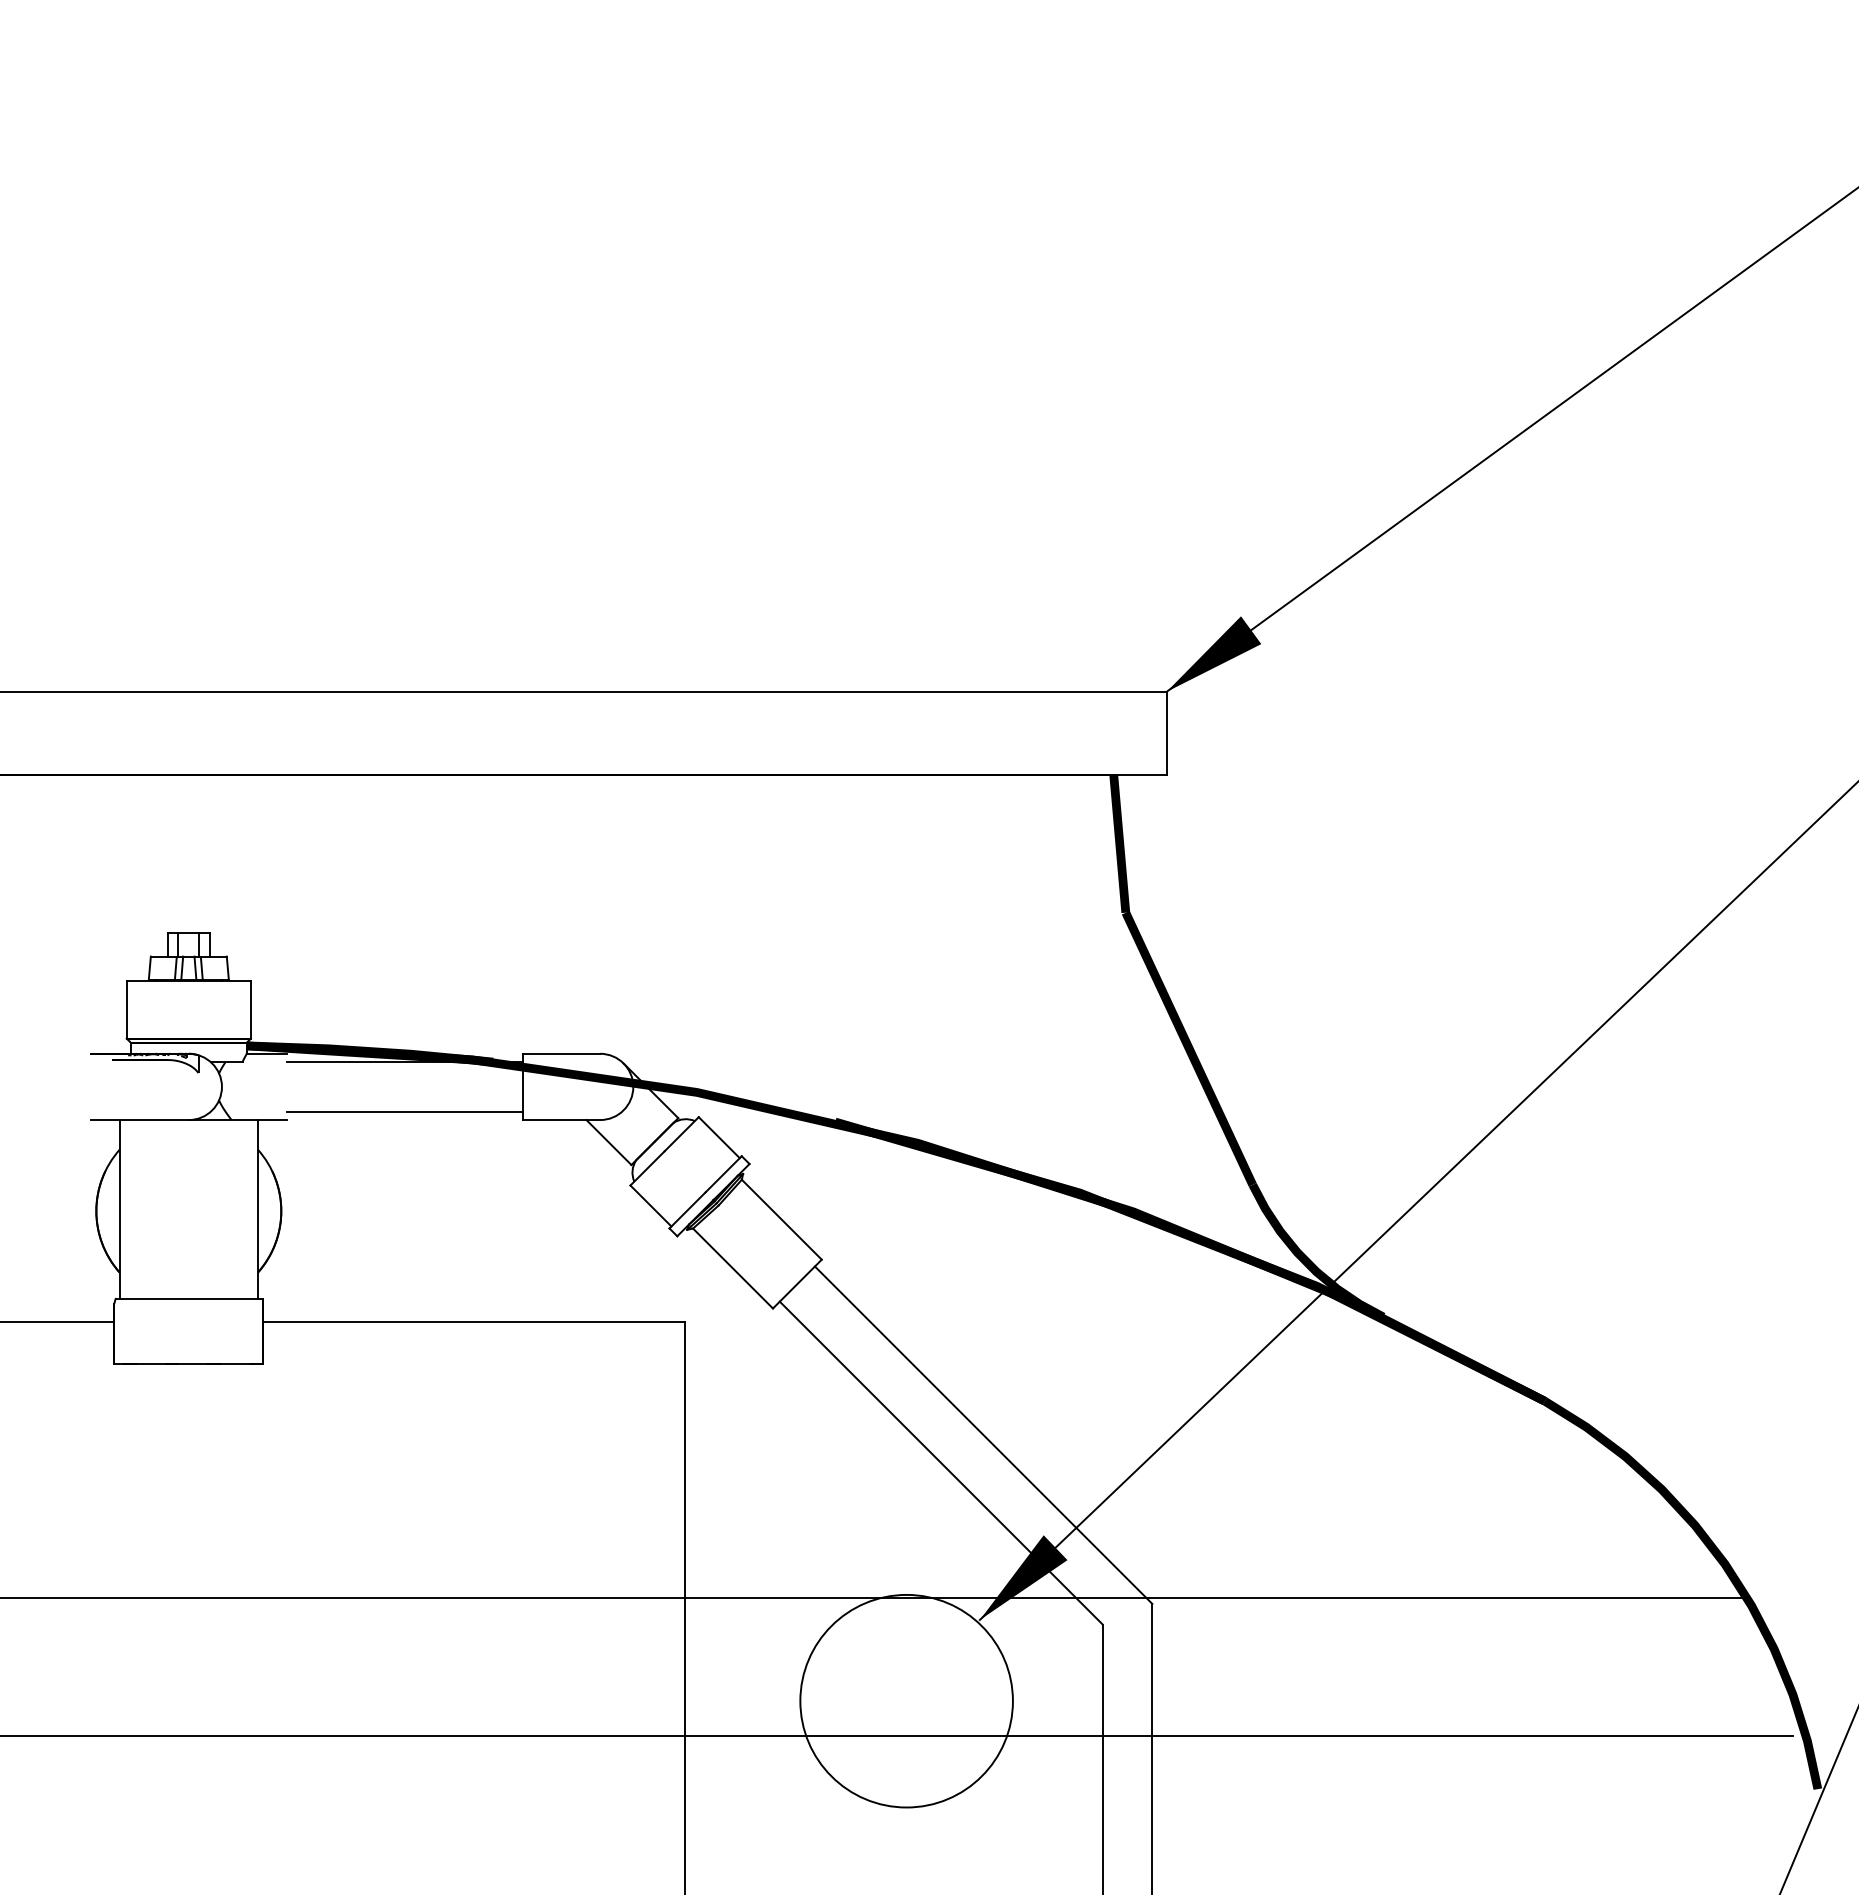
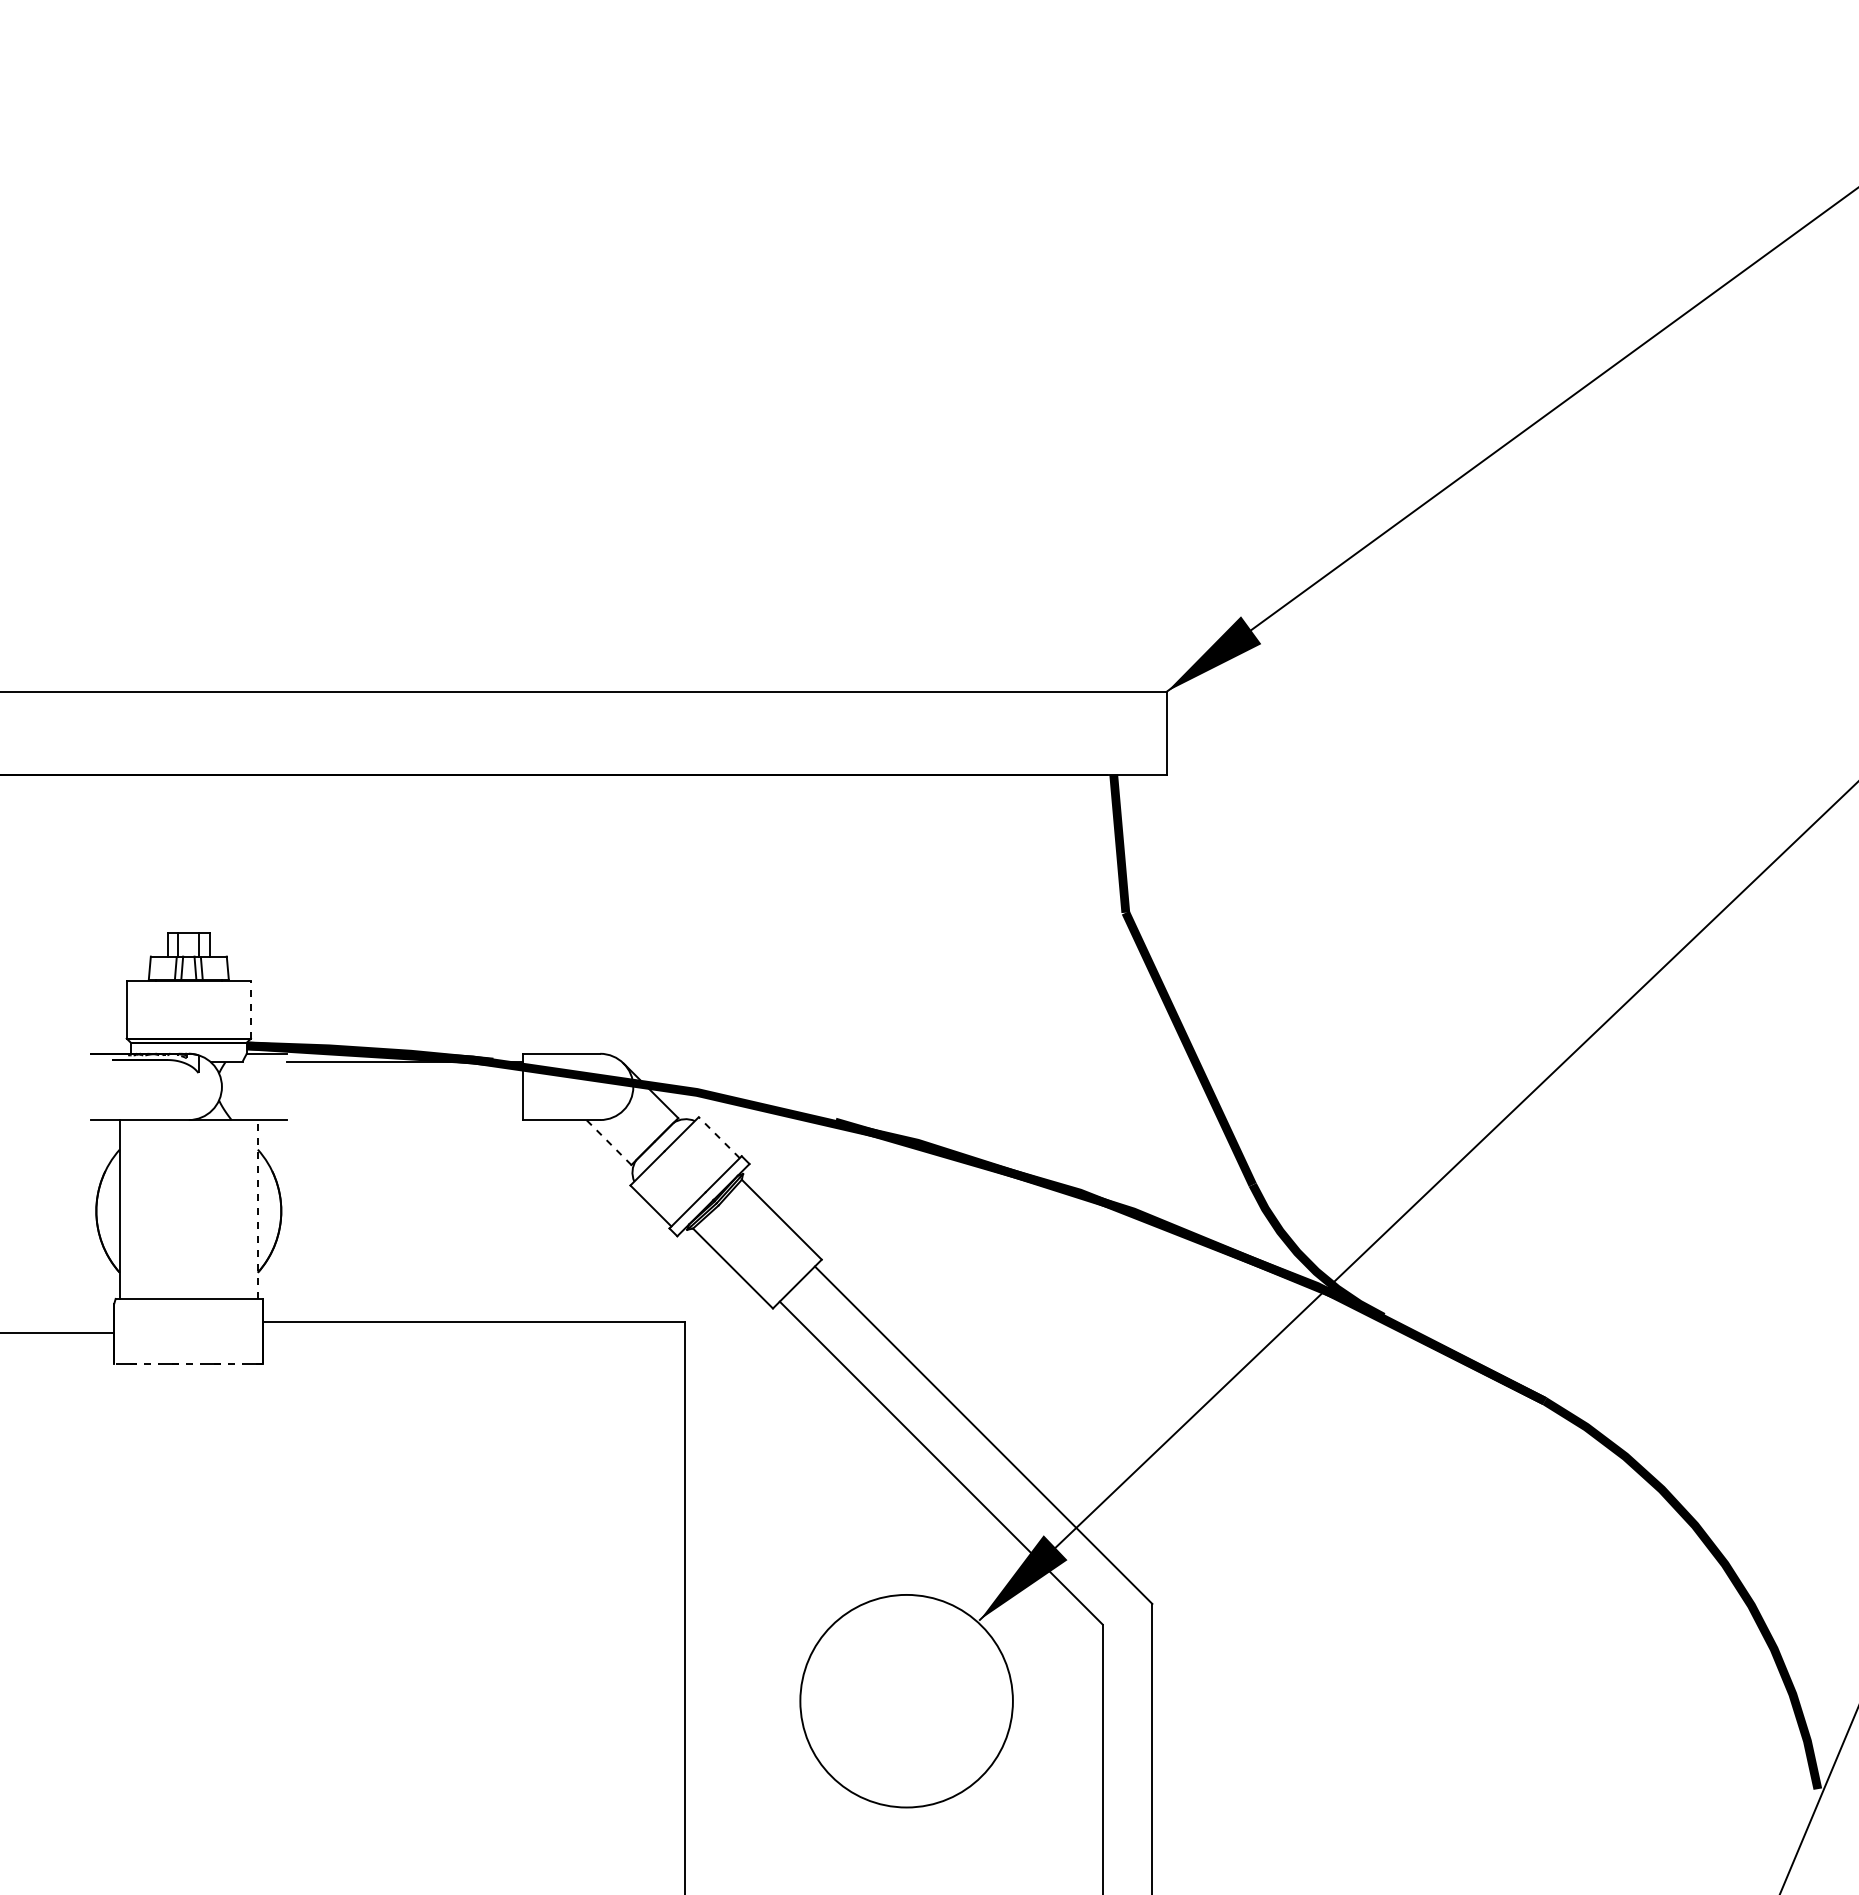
line: solid -> dashed (250, 1010)
line: present -> none (404, 1111)
line: solid -> dashed (719, 1137)
line: solid -> dashed (608, 1142)
line: solid -> dashed (257, 1209)
line position: (58, 1321) -> (58, 1332) (58, 1332)
line: solid -> dashed (188, 1364)
line: present -> none (874, 1597)
line: present -> none (897, 1735)
